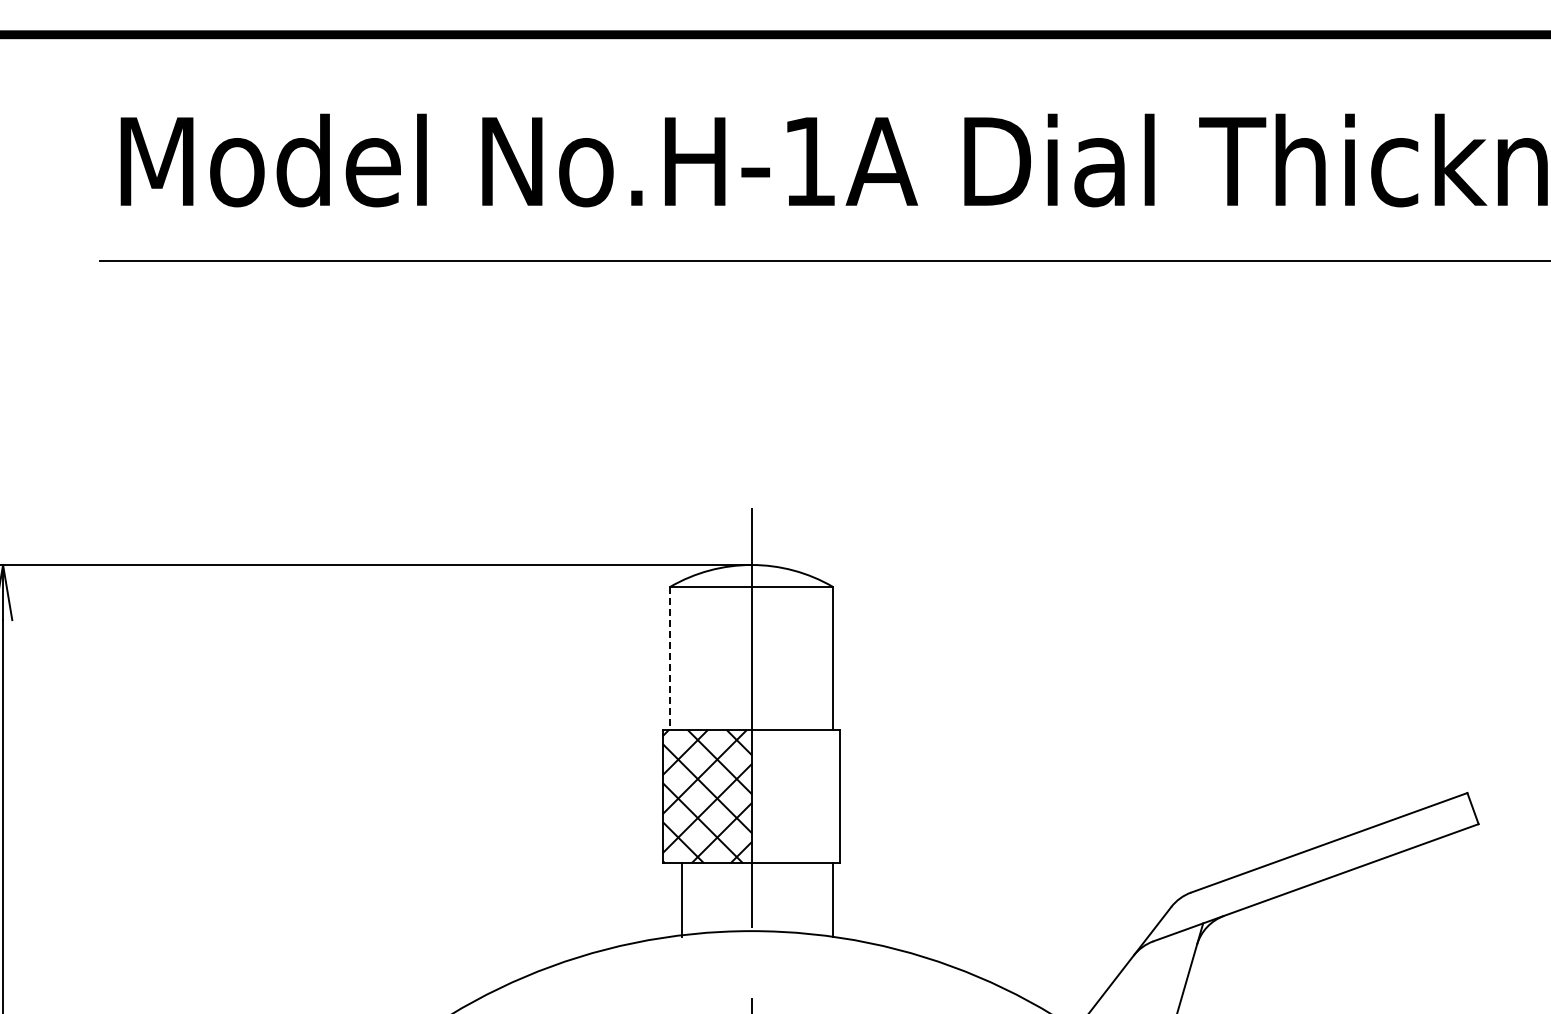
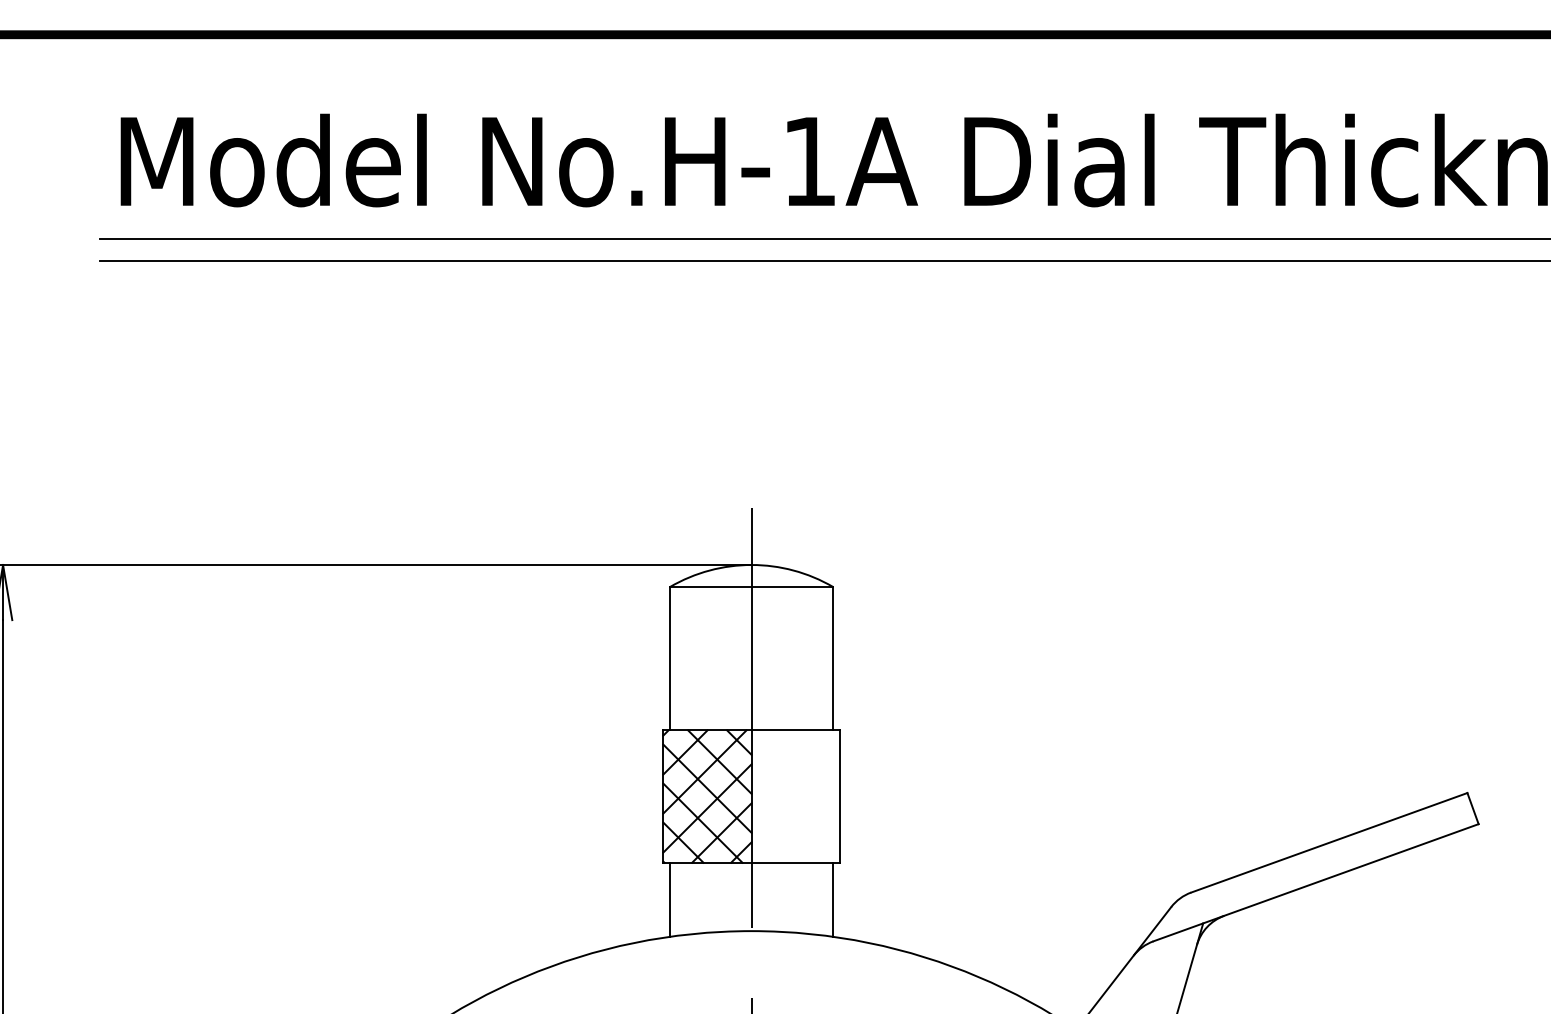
line: none -> present (823, 239)
line: dashed -> solid (670, 658)
line position: (682, 899) -> (670, 899) (670, 899)
